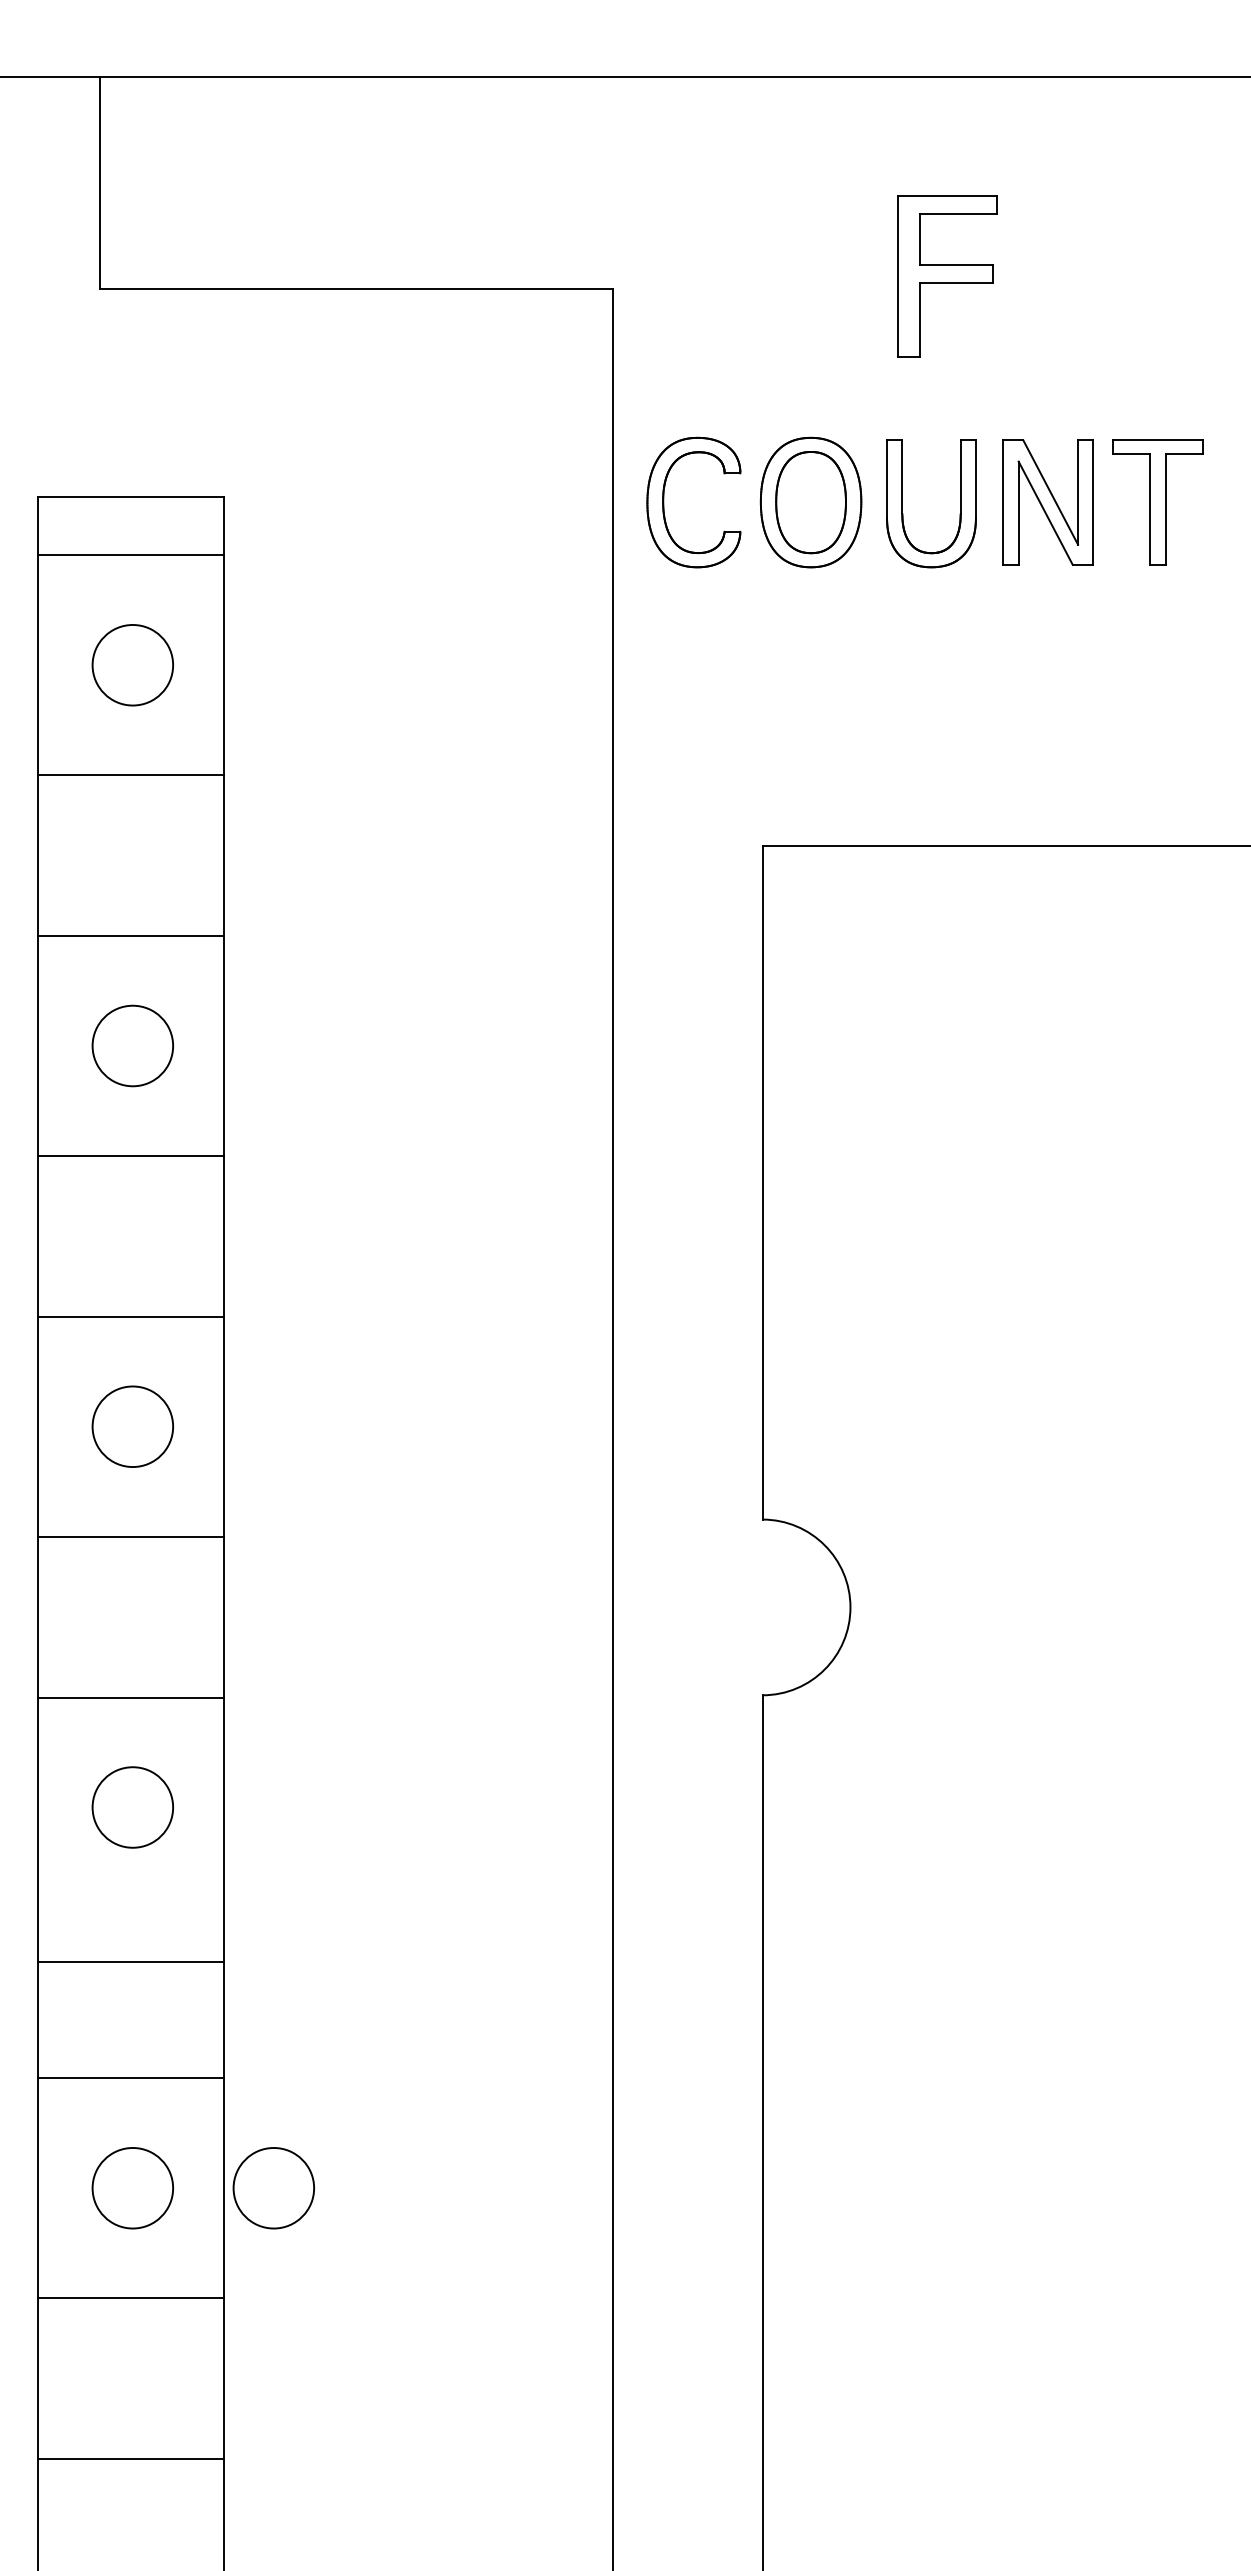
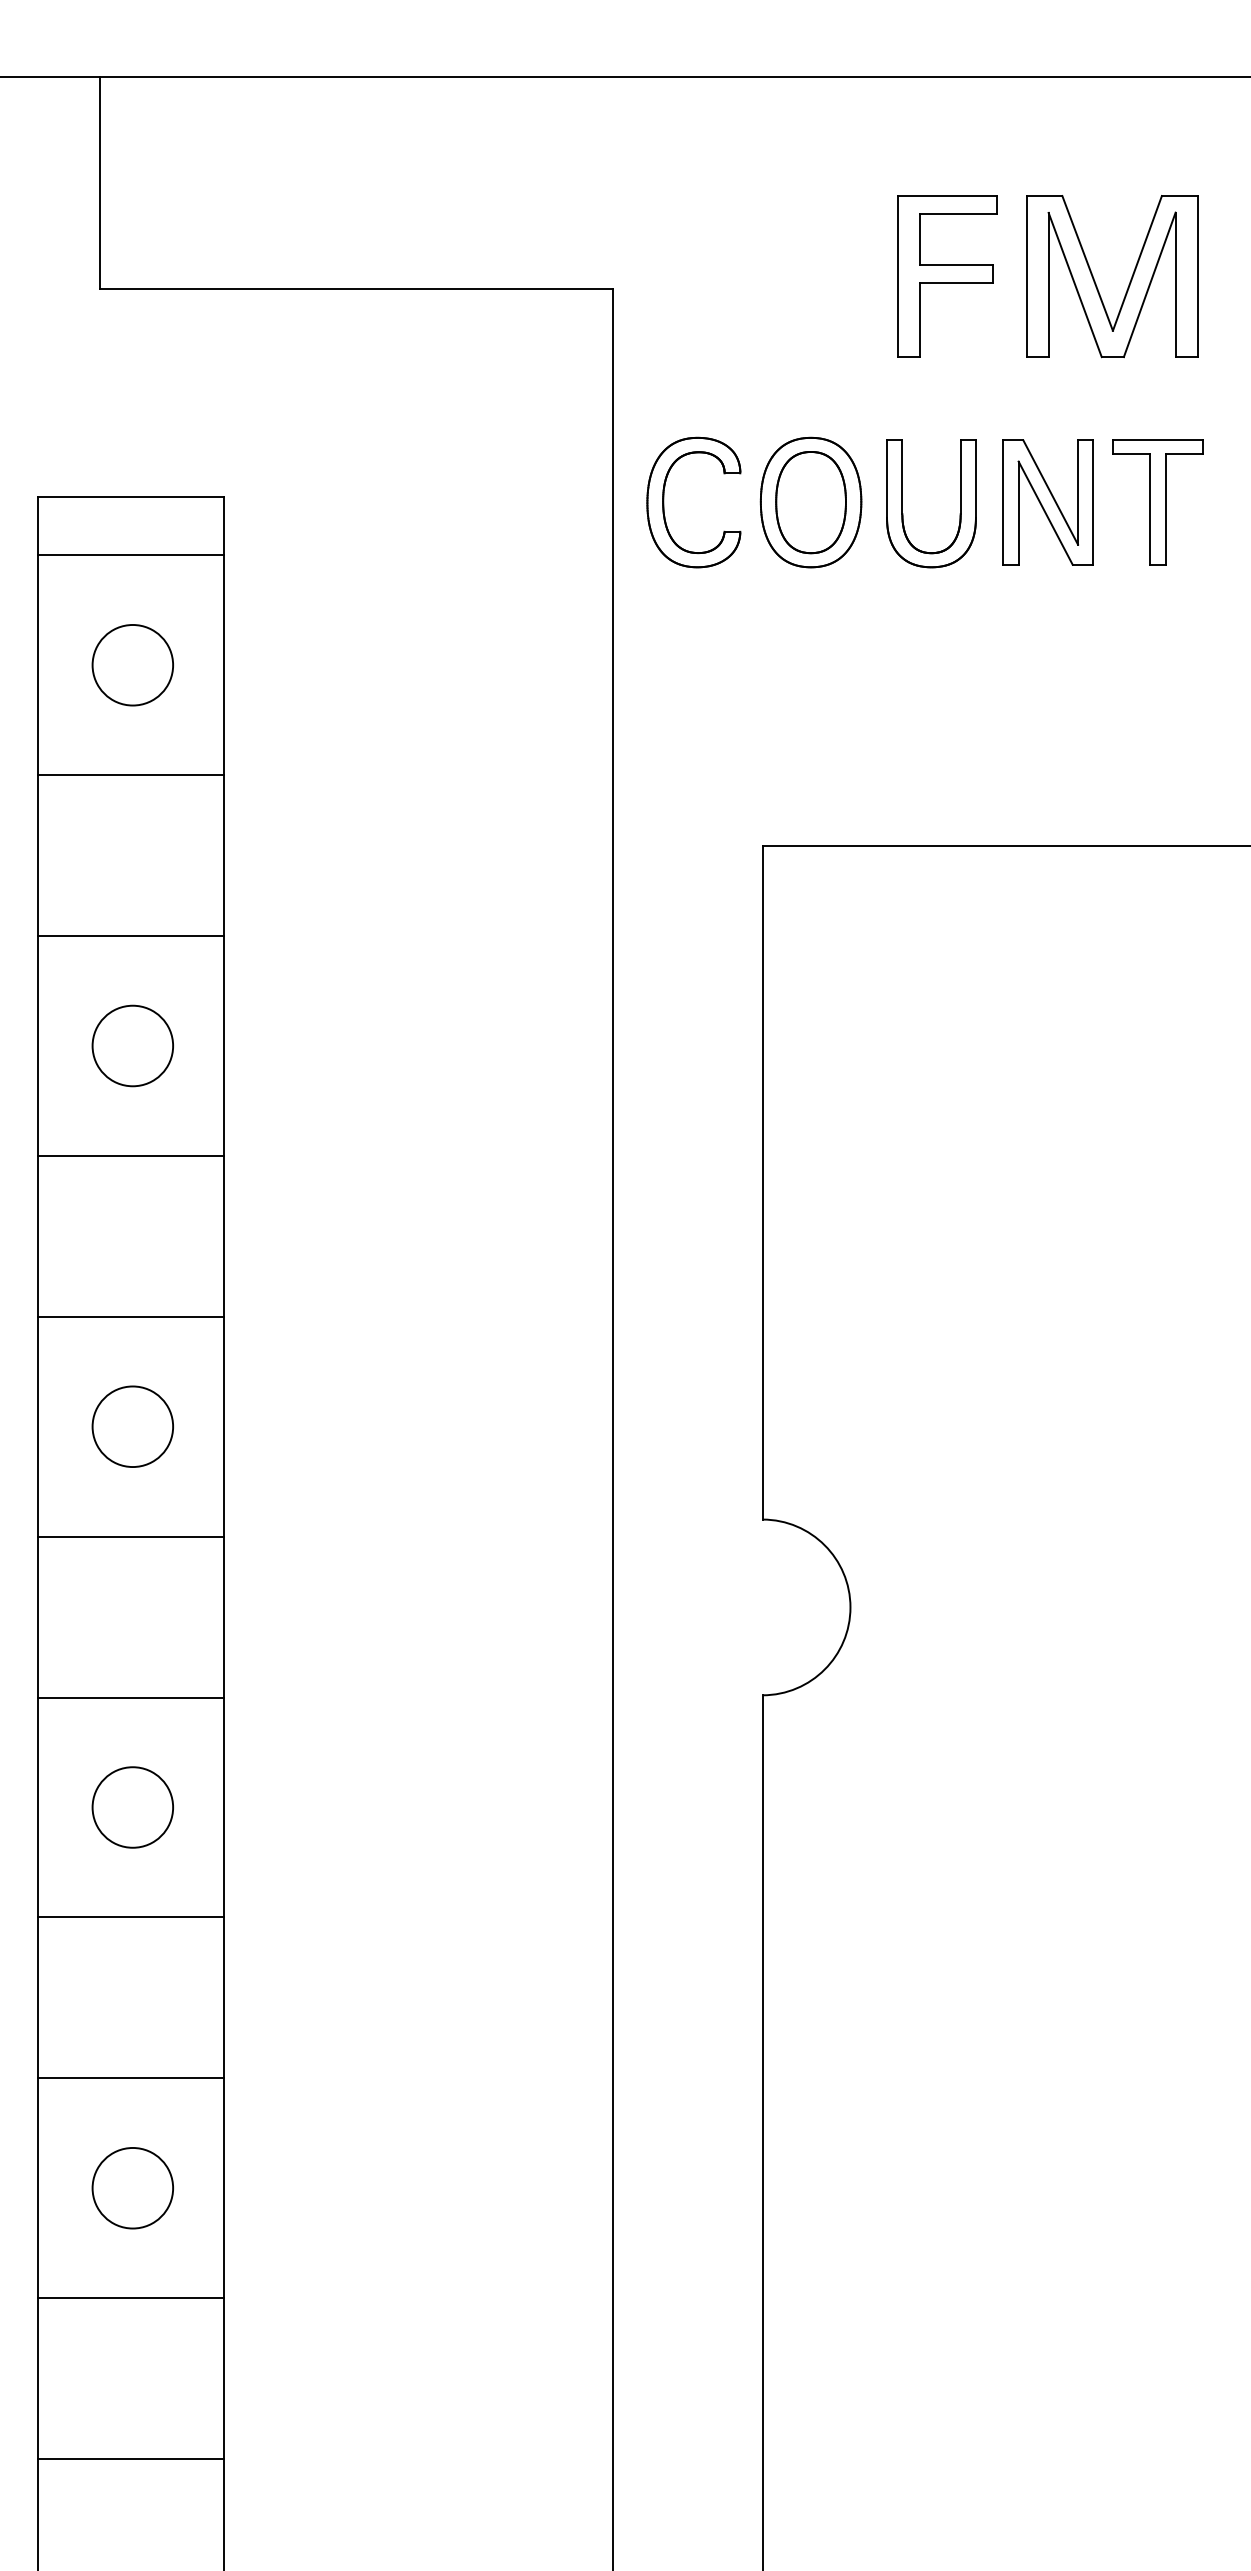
part: none -> present (1096, 283)
line position: (130, 1962) -> (130, 1917) (130, 1917)
circle: present -> none (273, 2188)
